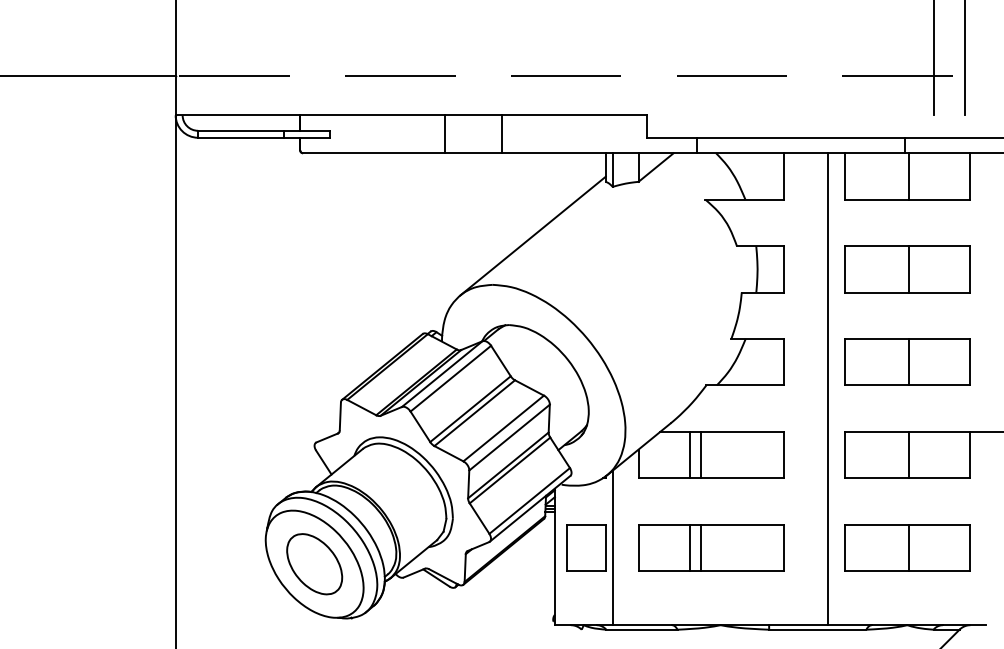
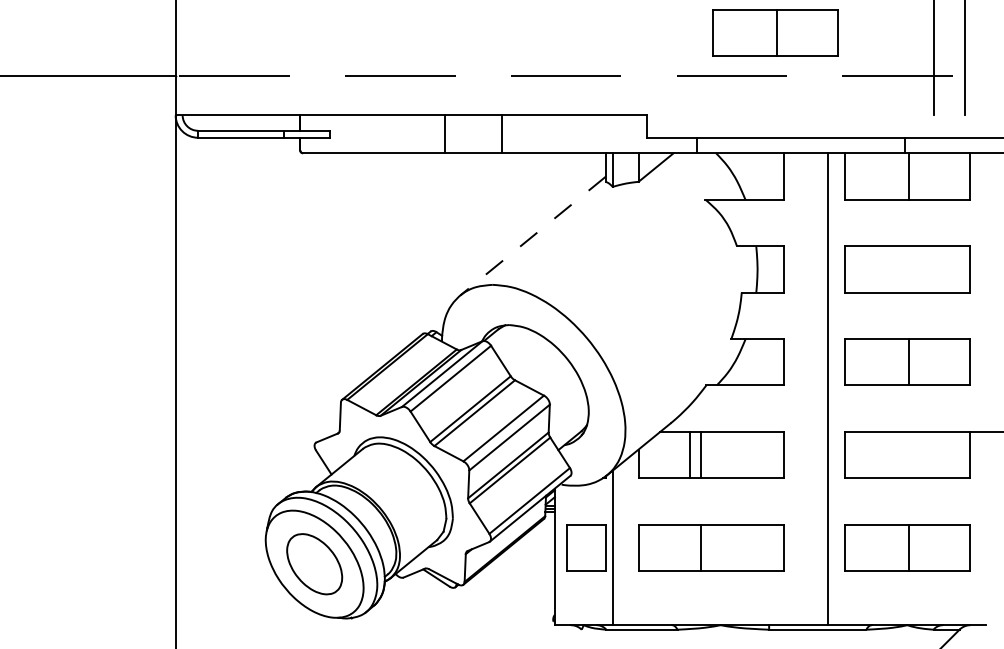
part: none -> present (775, 32)
line: solid -> dashed (533, 236)
line: present -> none (909, 269)
line: present -> none (909, 454)
line: present -> none (689, 547)
